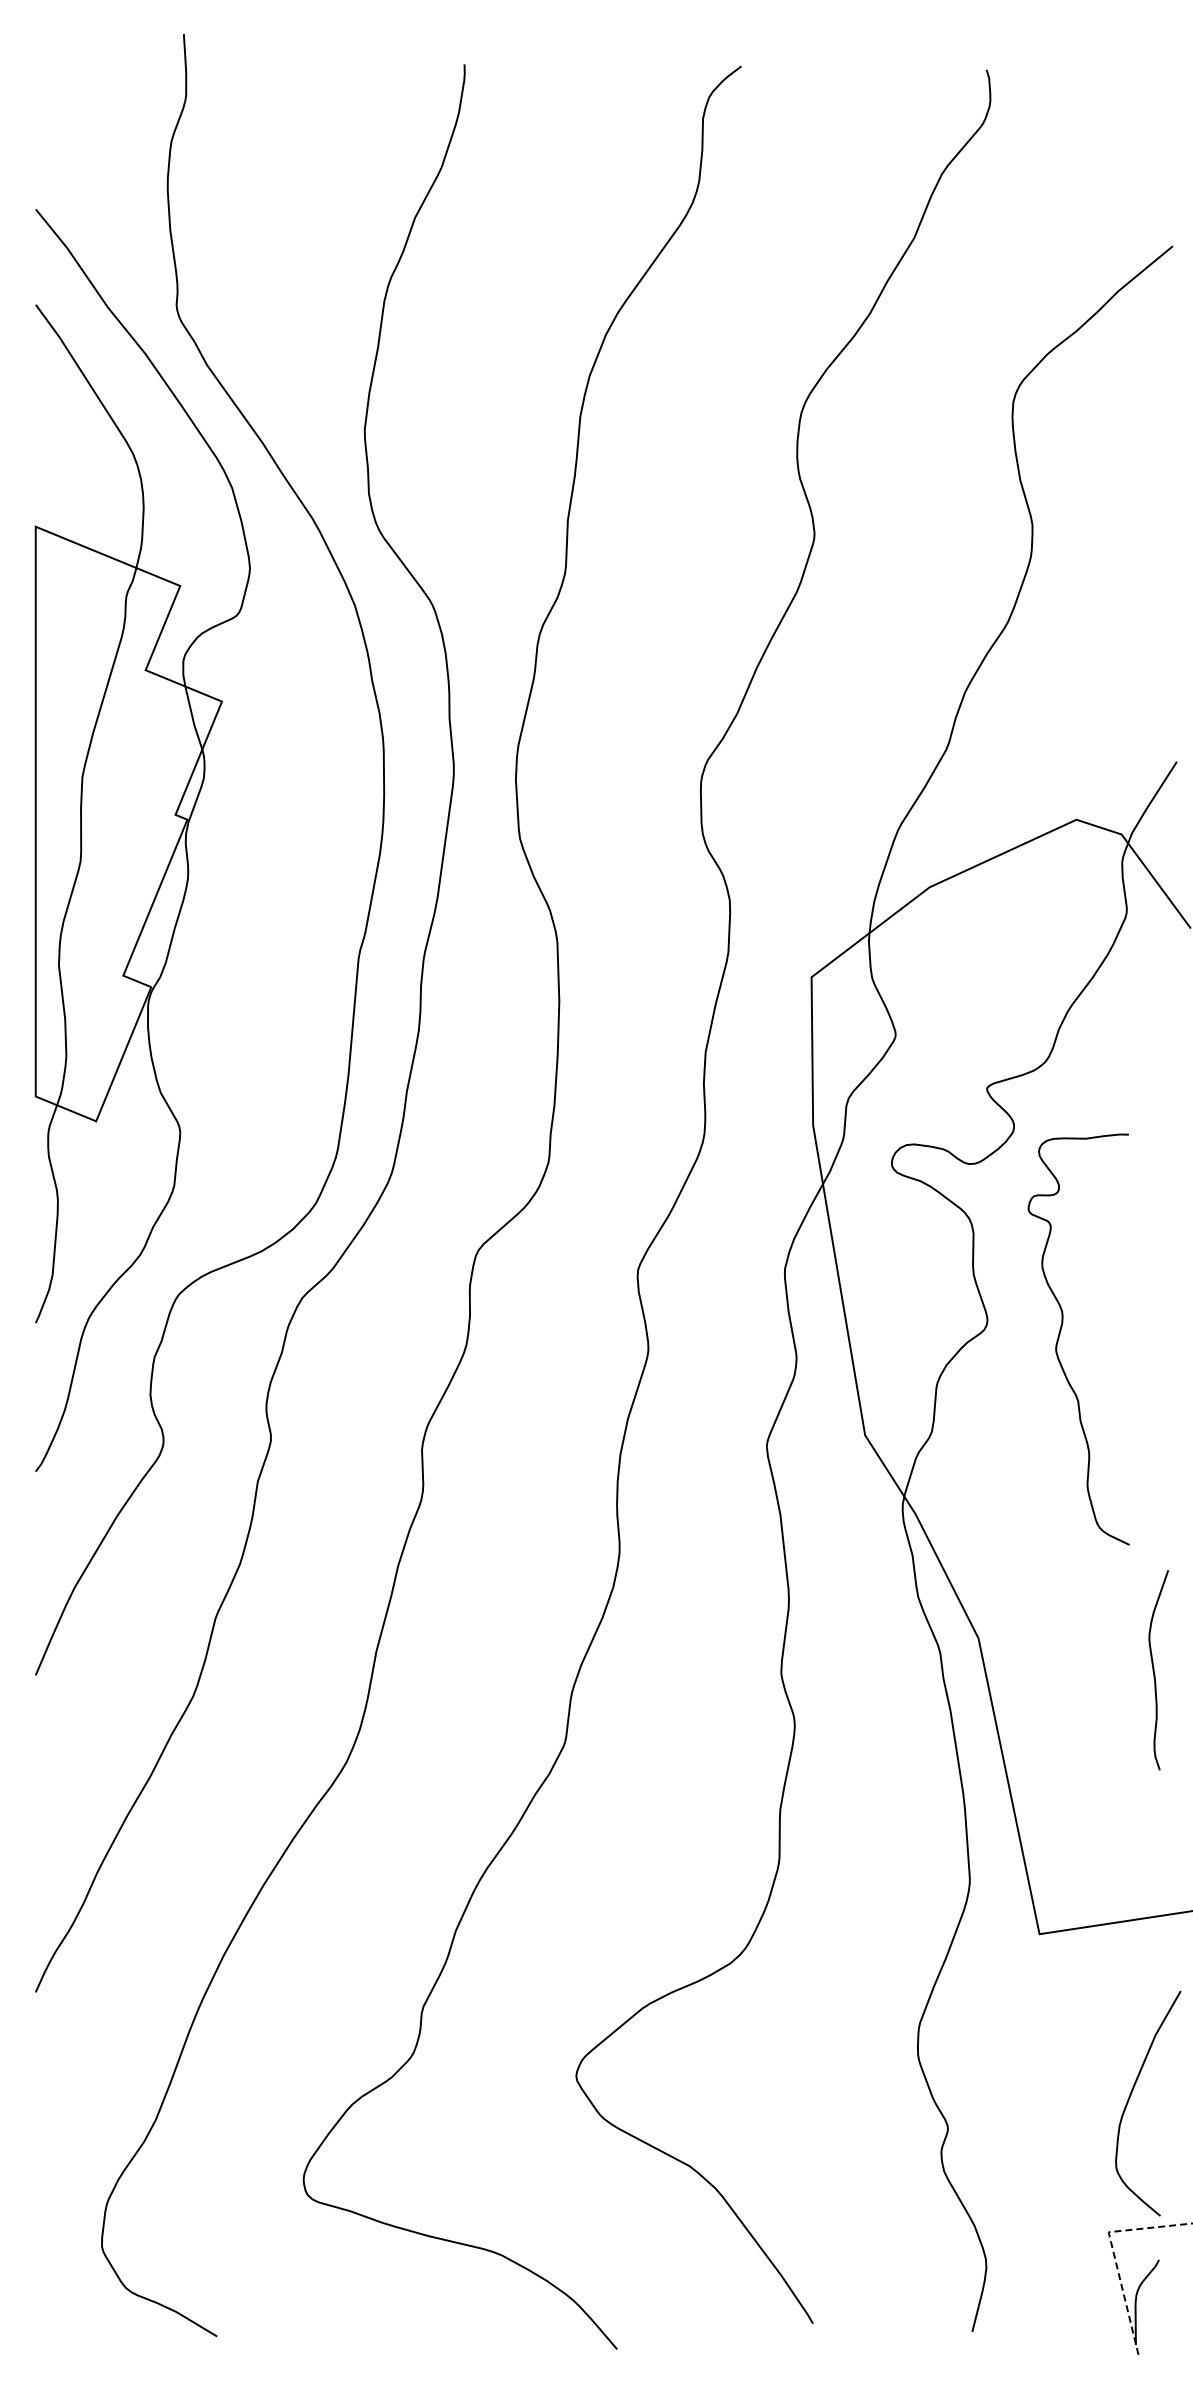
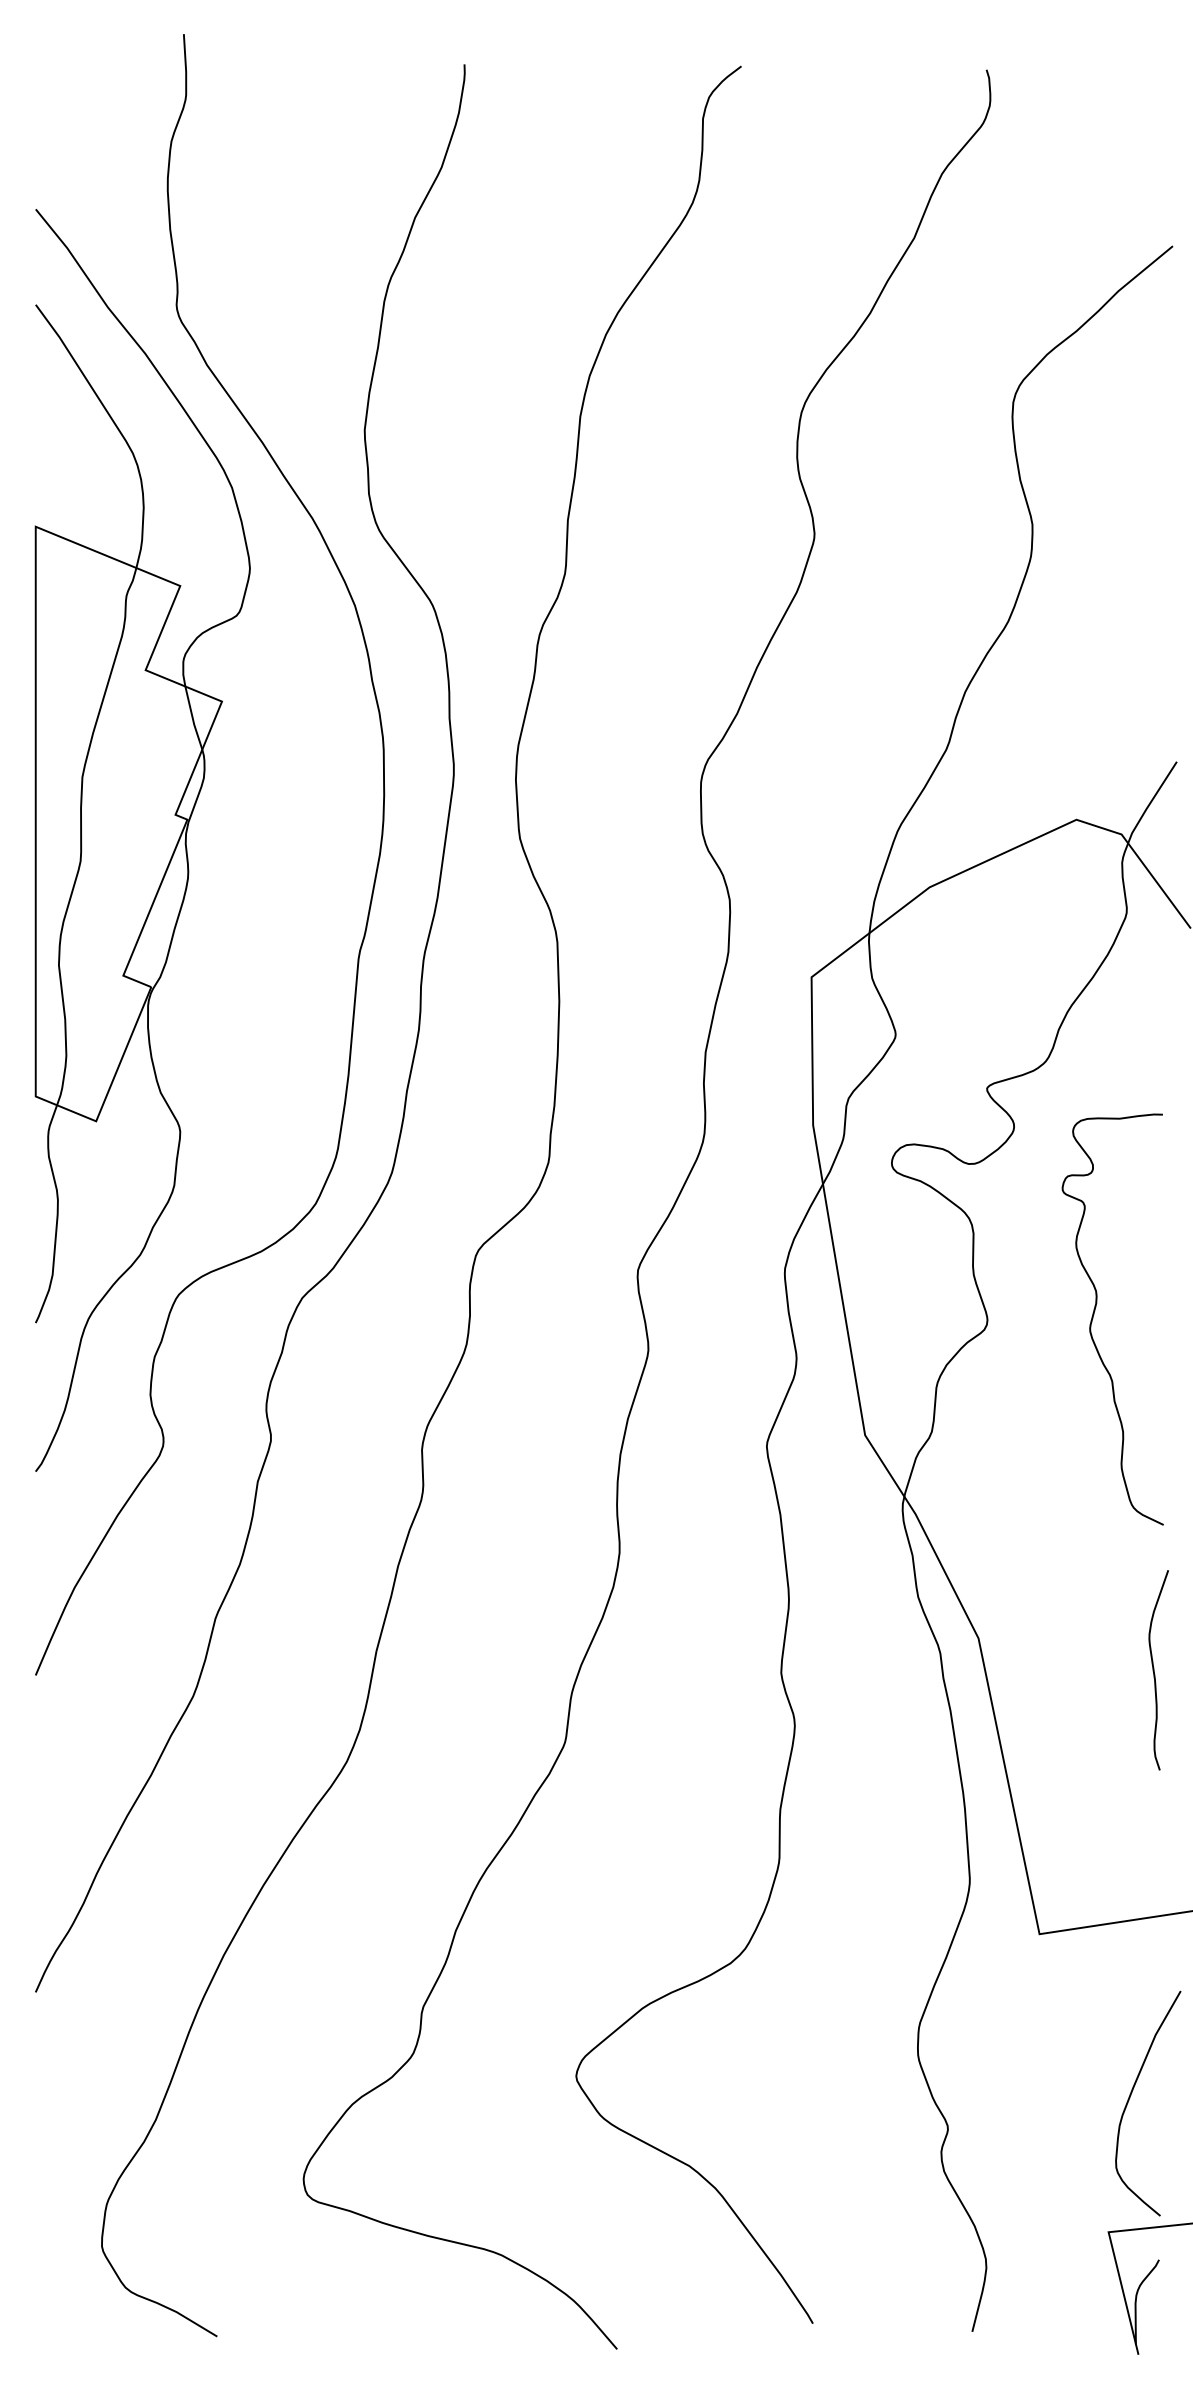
curve position: (1060, 1334) -> (1094, 1314) (1094, 1314)
line: dashed -> solid (1113, 2252)
